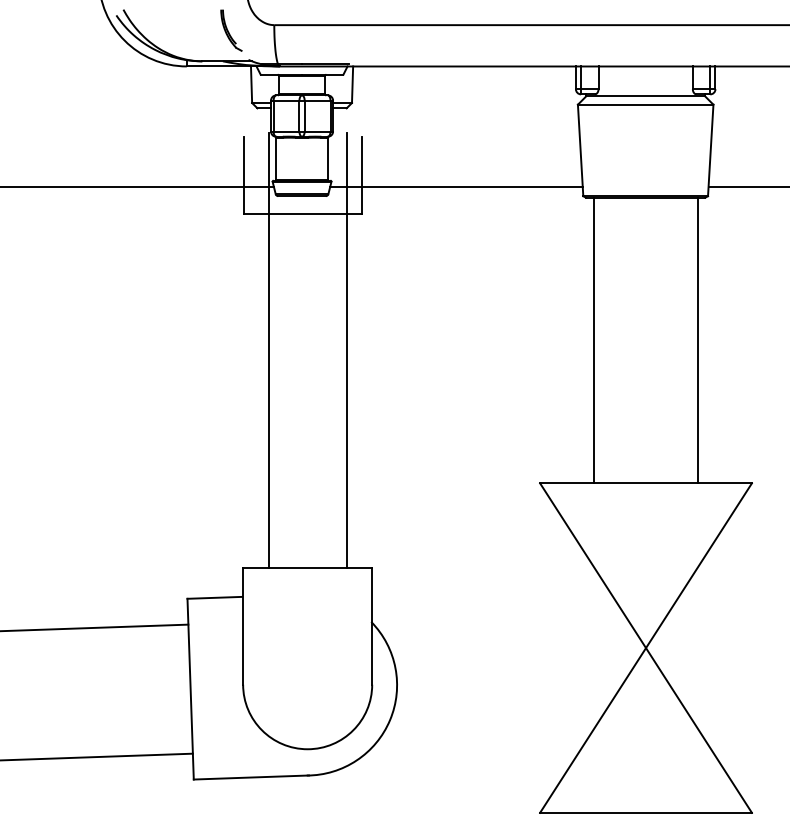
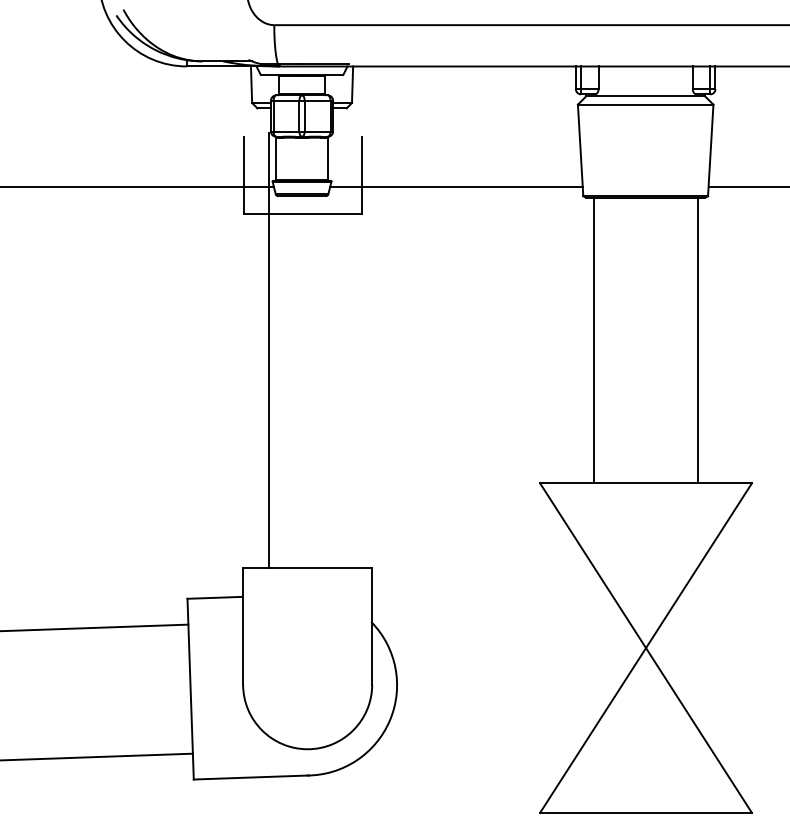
part: present -> none (231, 30)
line: present -> none (346, 350)
